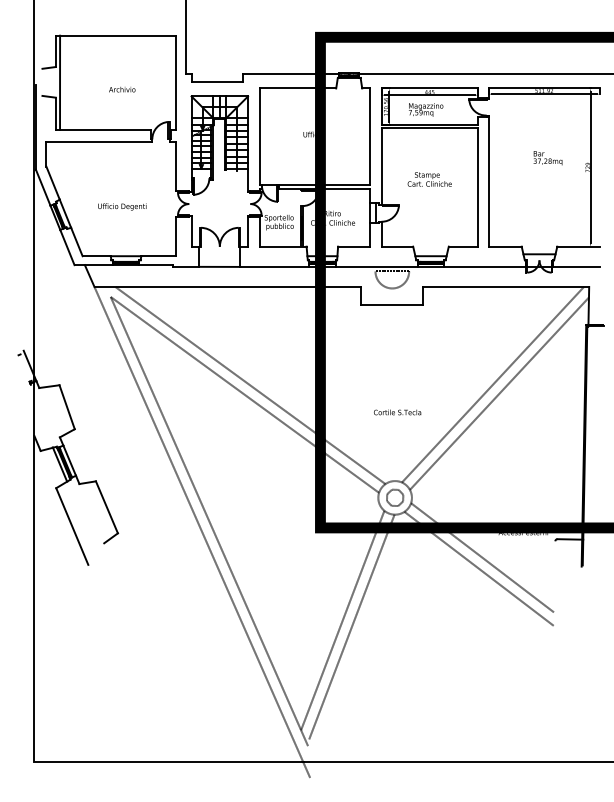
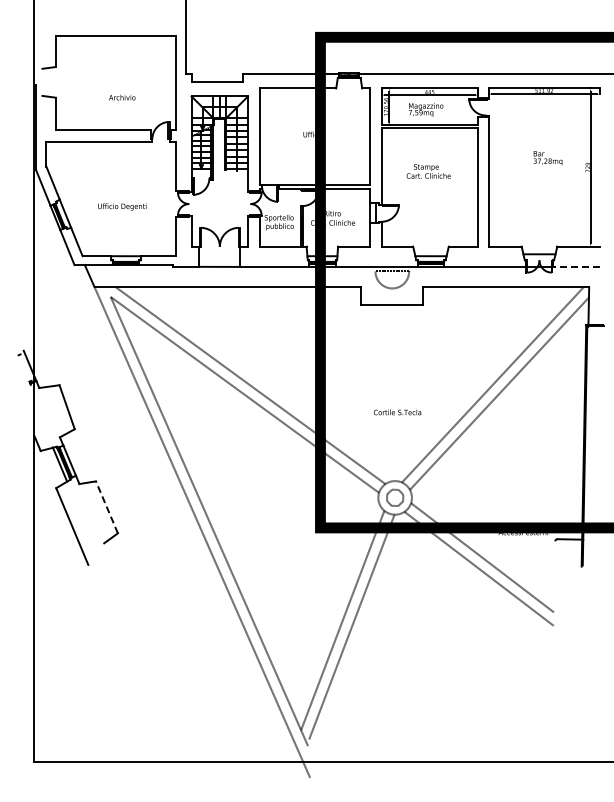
line: present -> none (60, 82)
text position: (122, 89) -> (122, 97) (122, 97)
text position: (429, 179) -> (428, 171) (428, 171)
line: solid -> dashed (576, 266)
line: solid -> dashed (106, 506)
